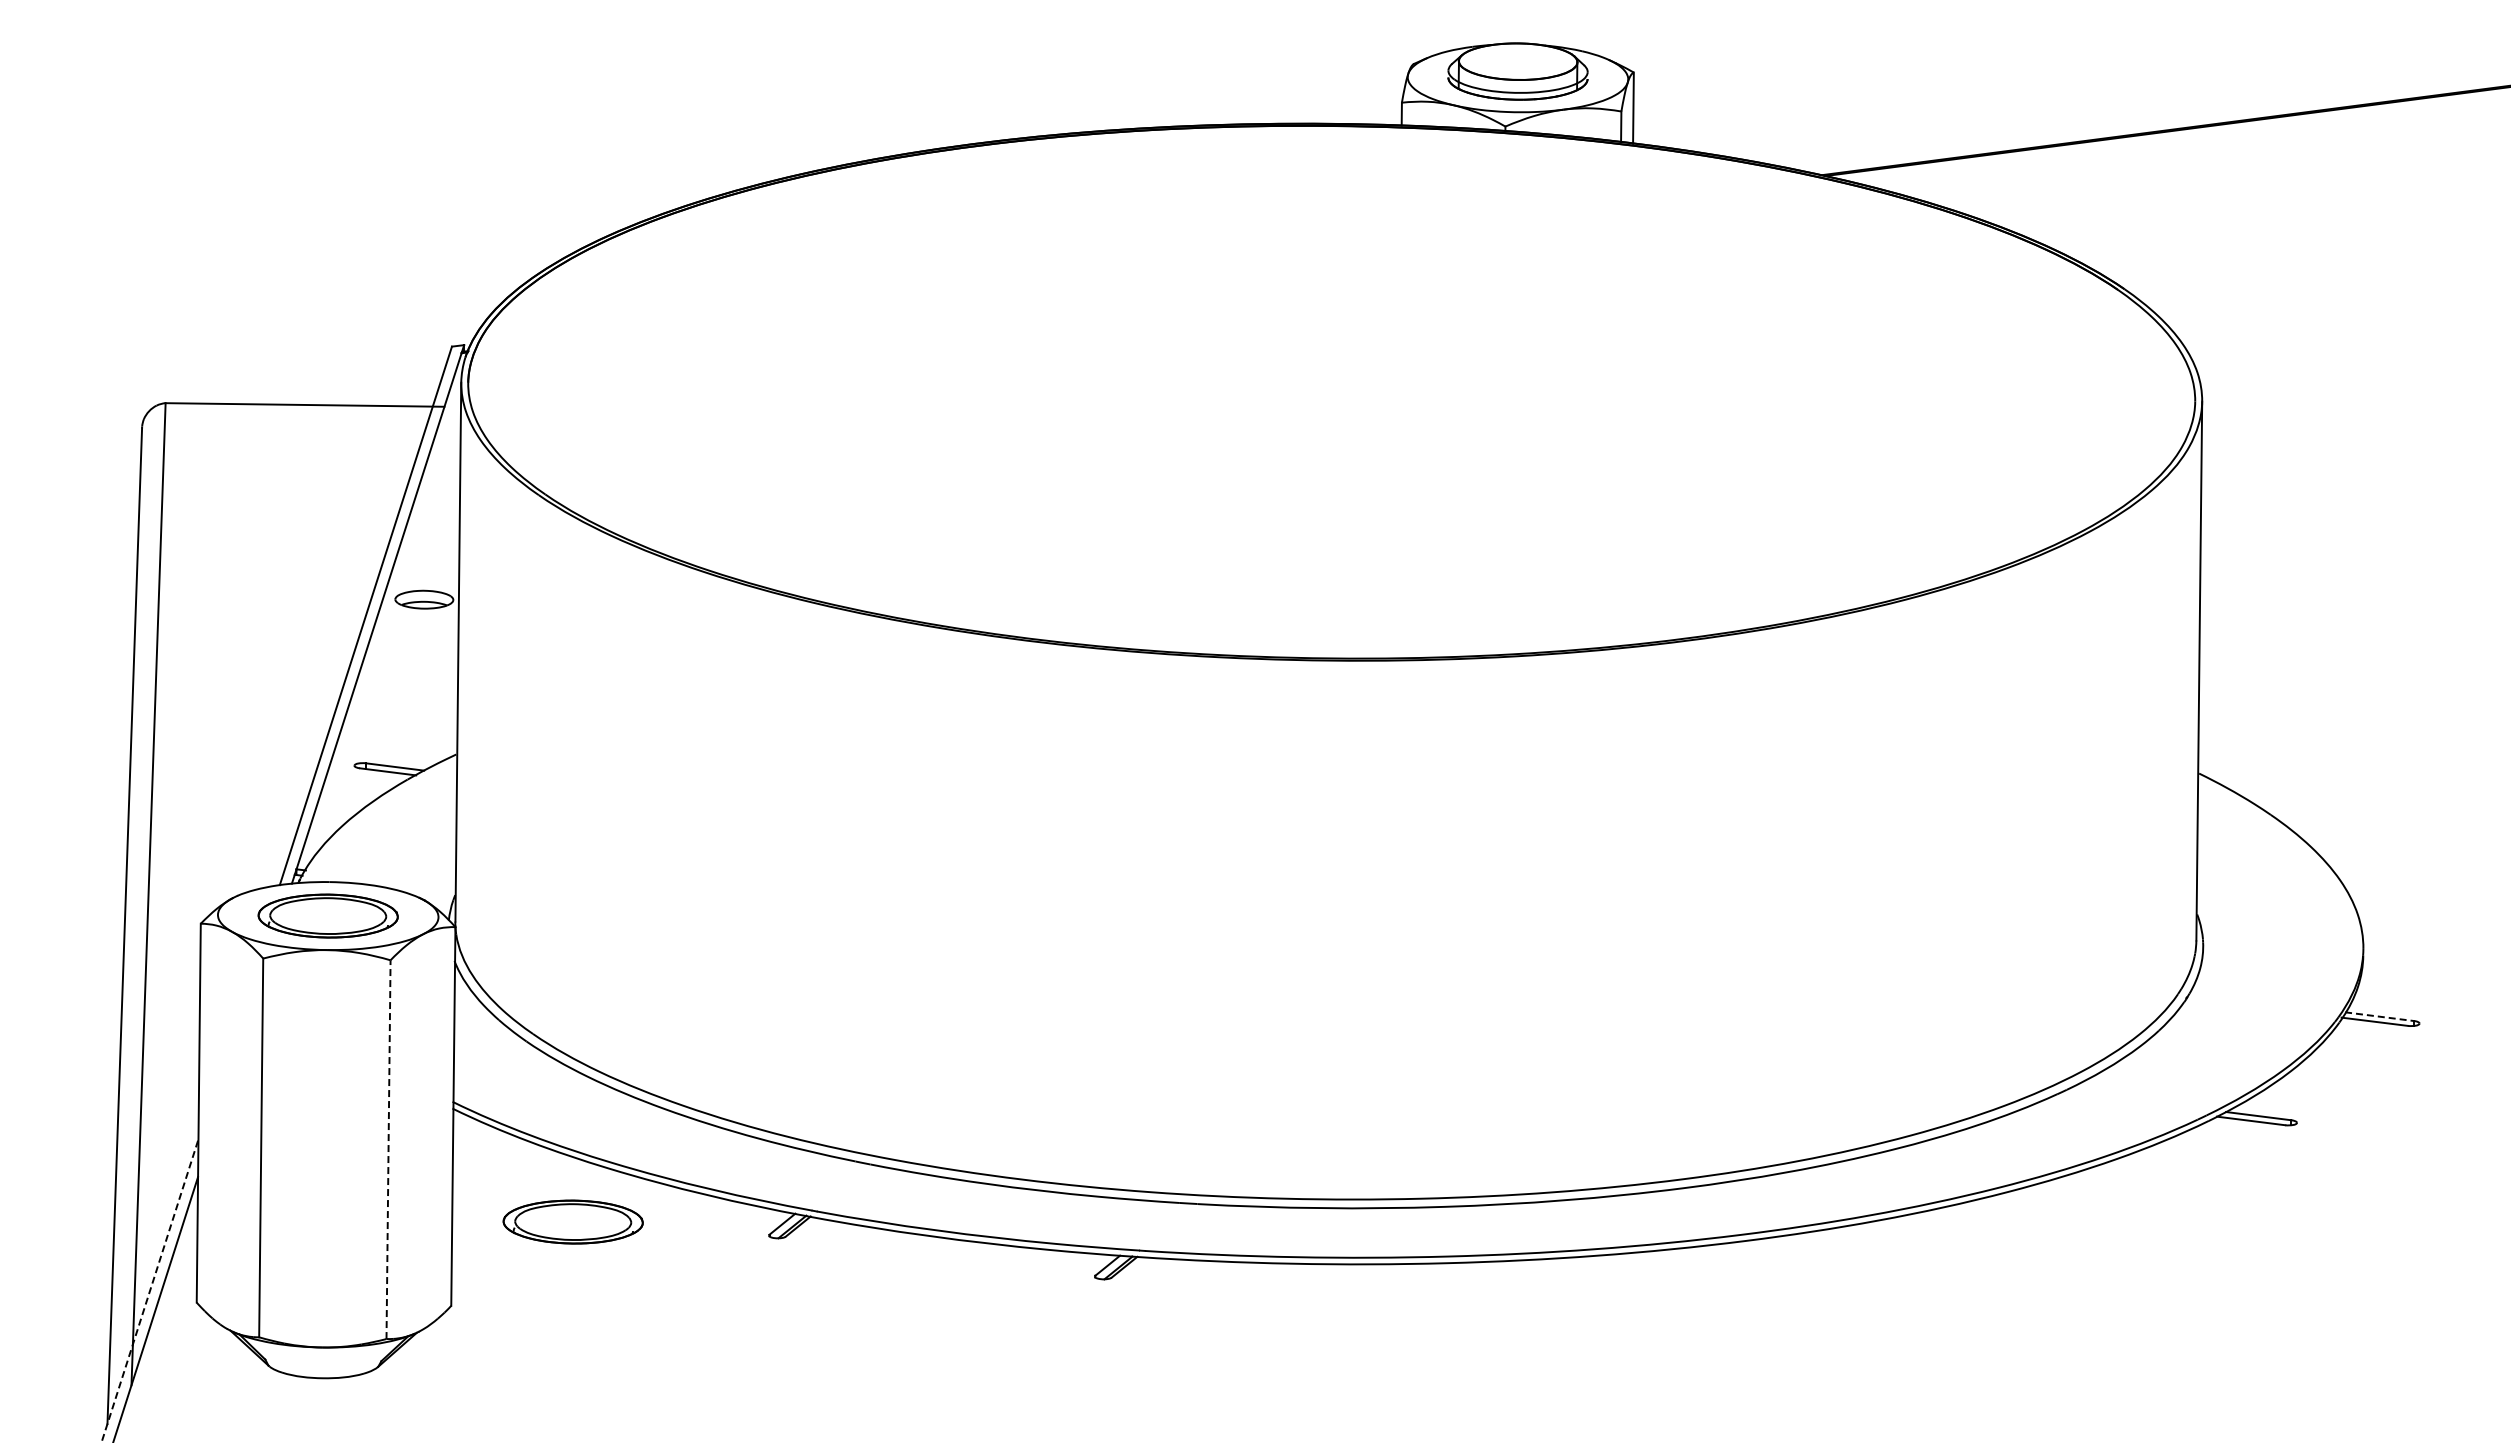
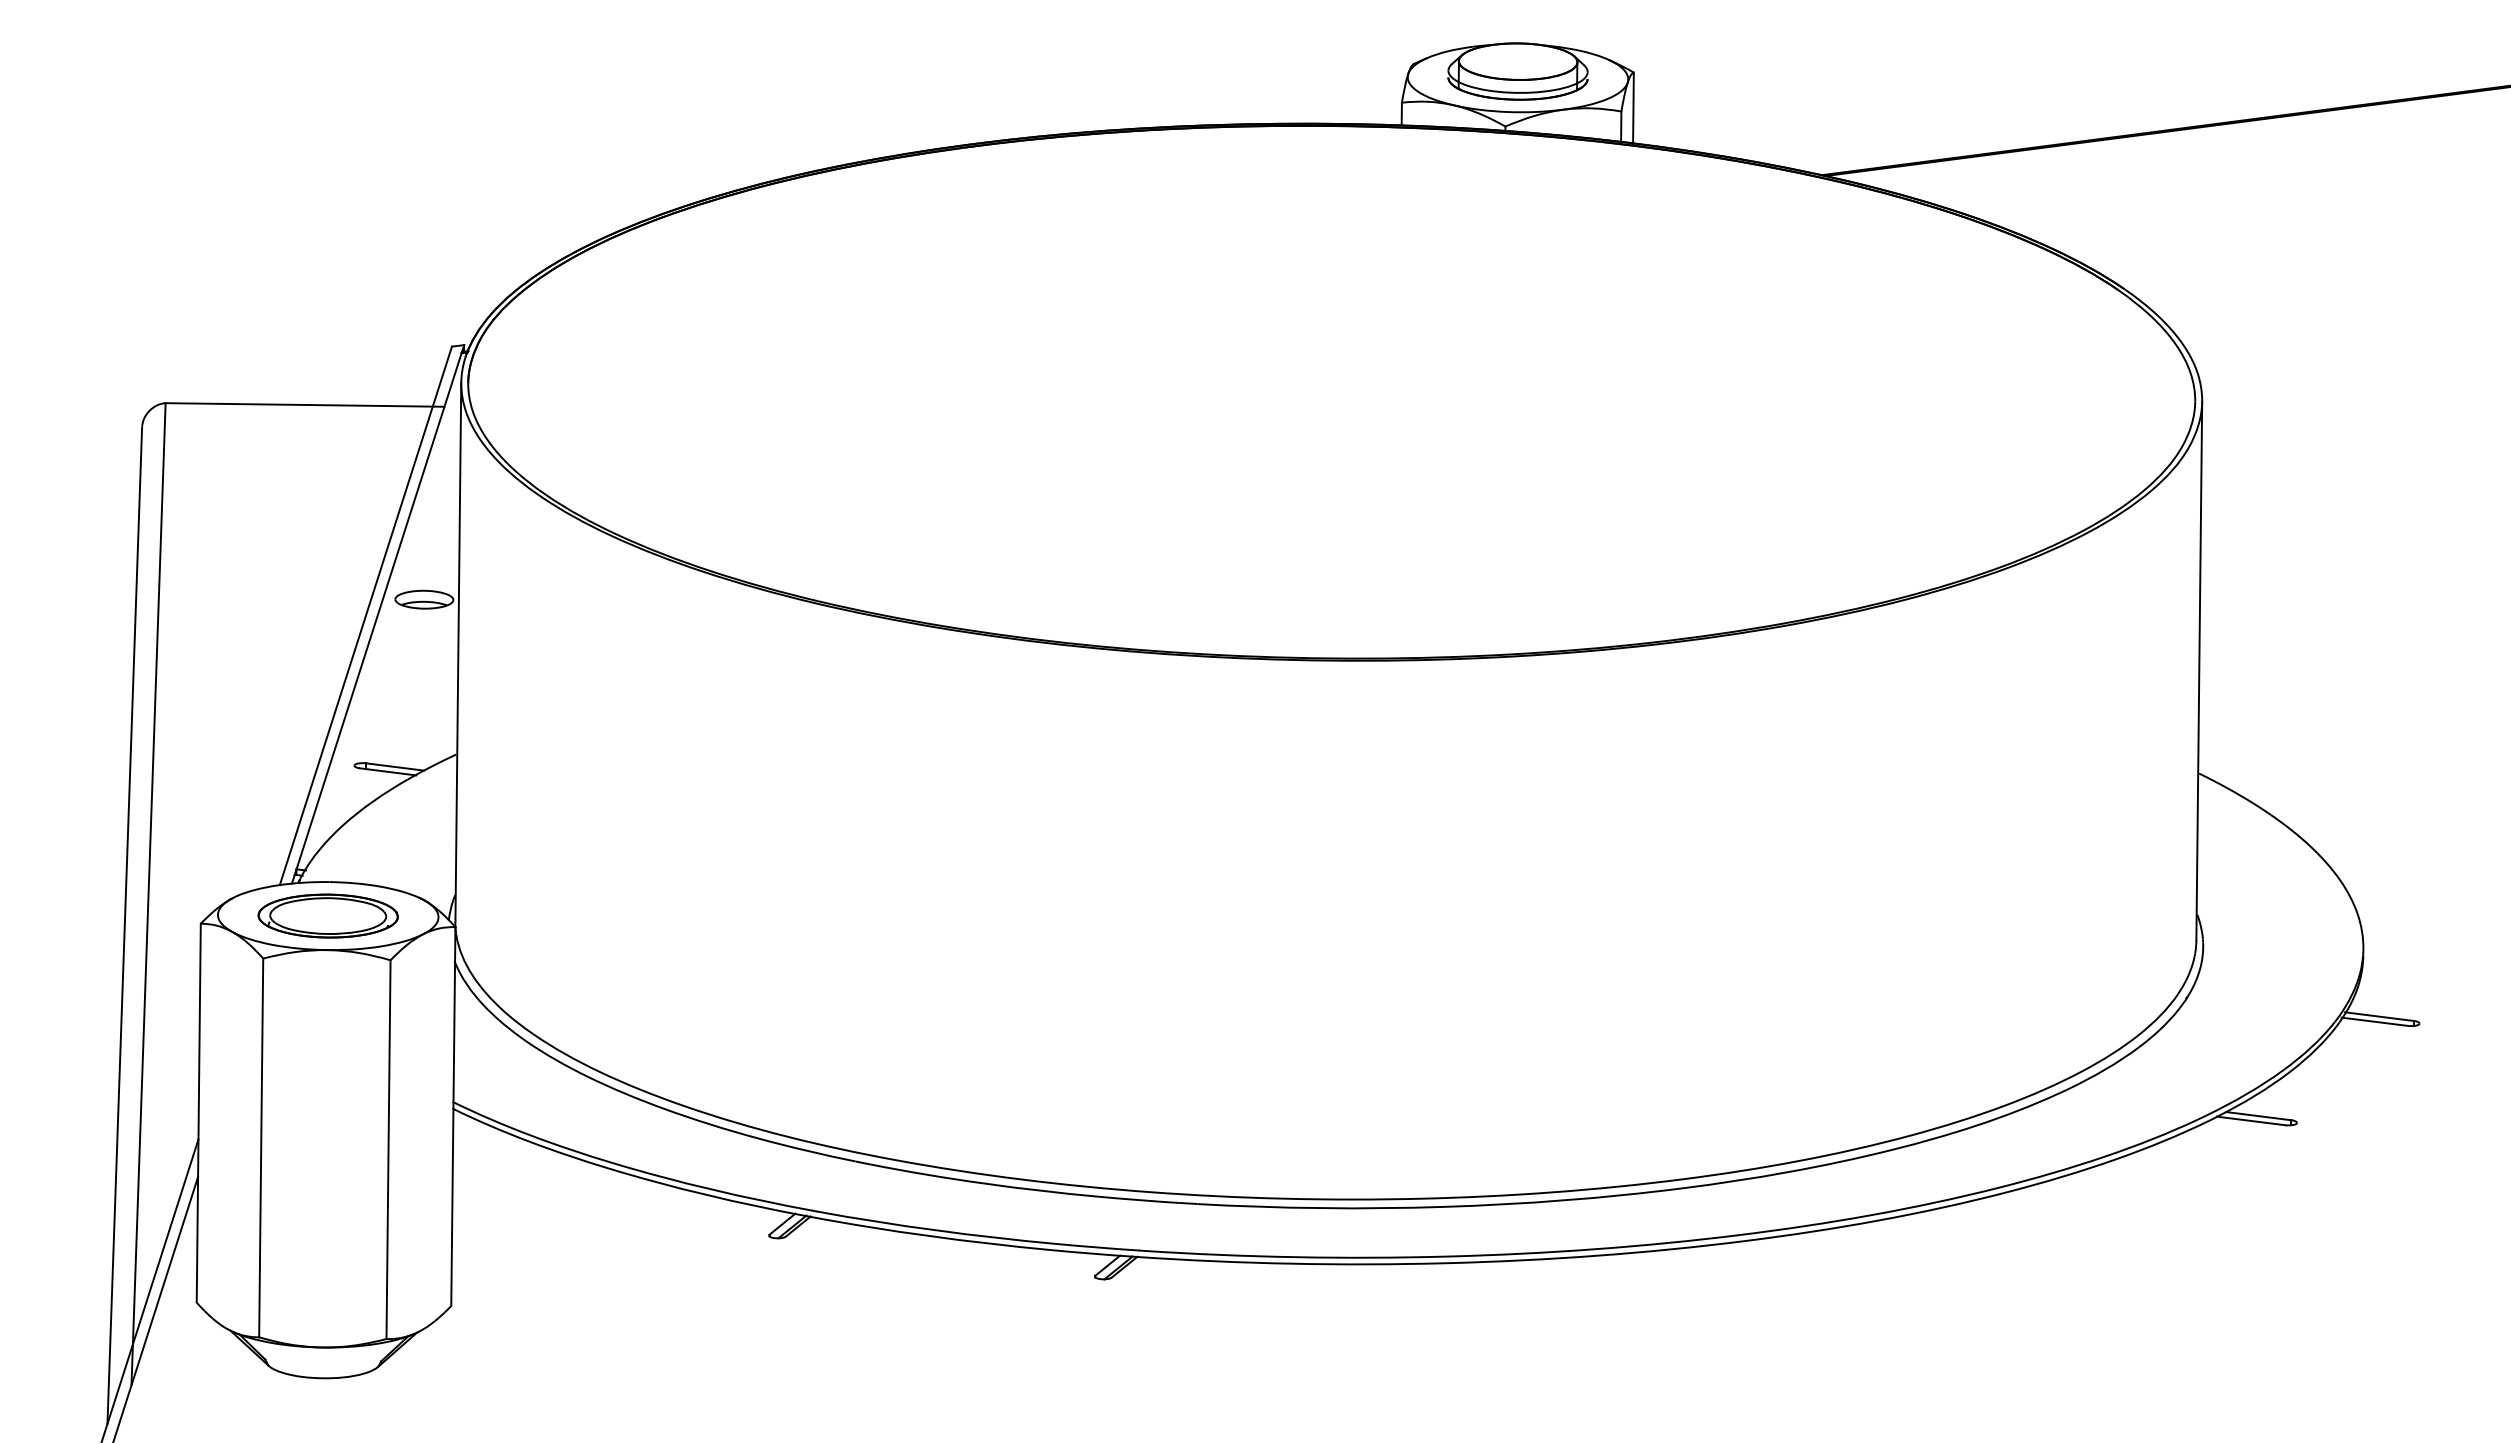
line: dashed -> solid (2379, 1016)
line: dashed -> solid (388, 1149)
part: present -> none (572, 1221)
line: dashed -> solid (150, 1290)
